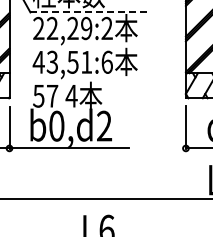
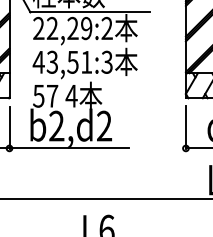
line: dashed -> solid (90, 12)
text: 43,51:6 -> 43,51:3 (106, 61)
text: b0,d2 -> b2,d2 (56, 125)
